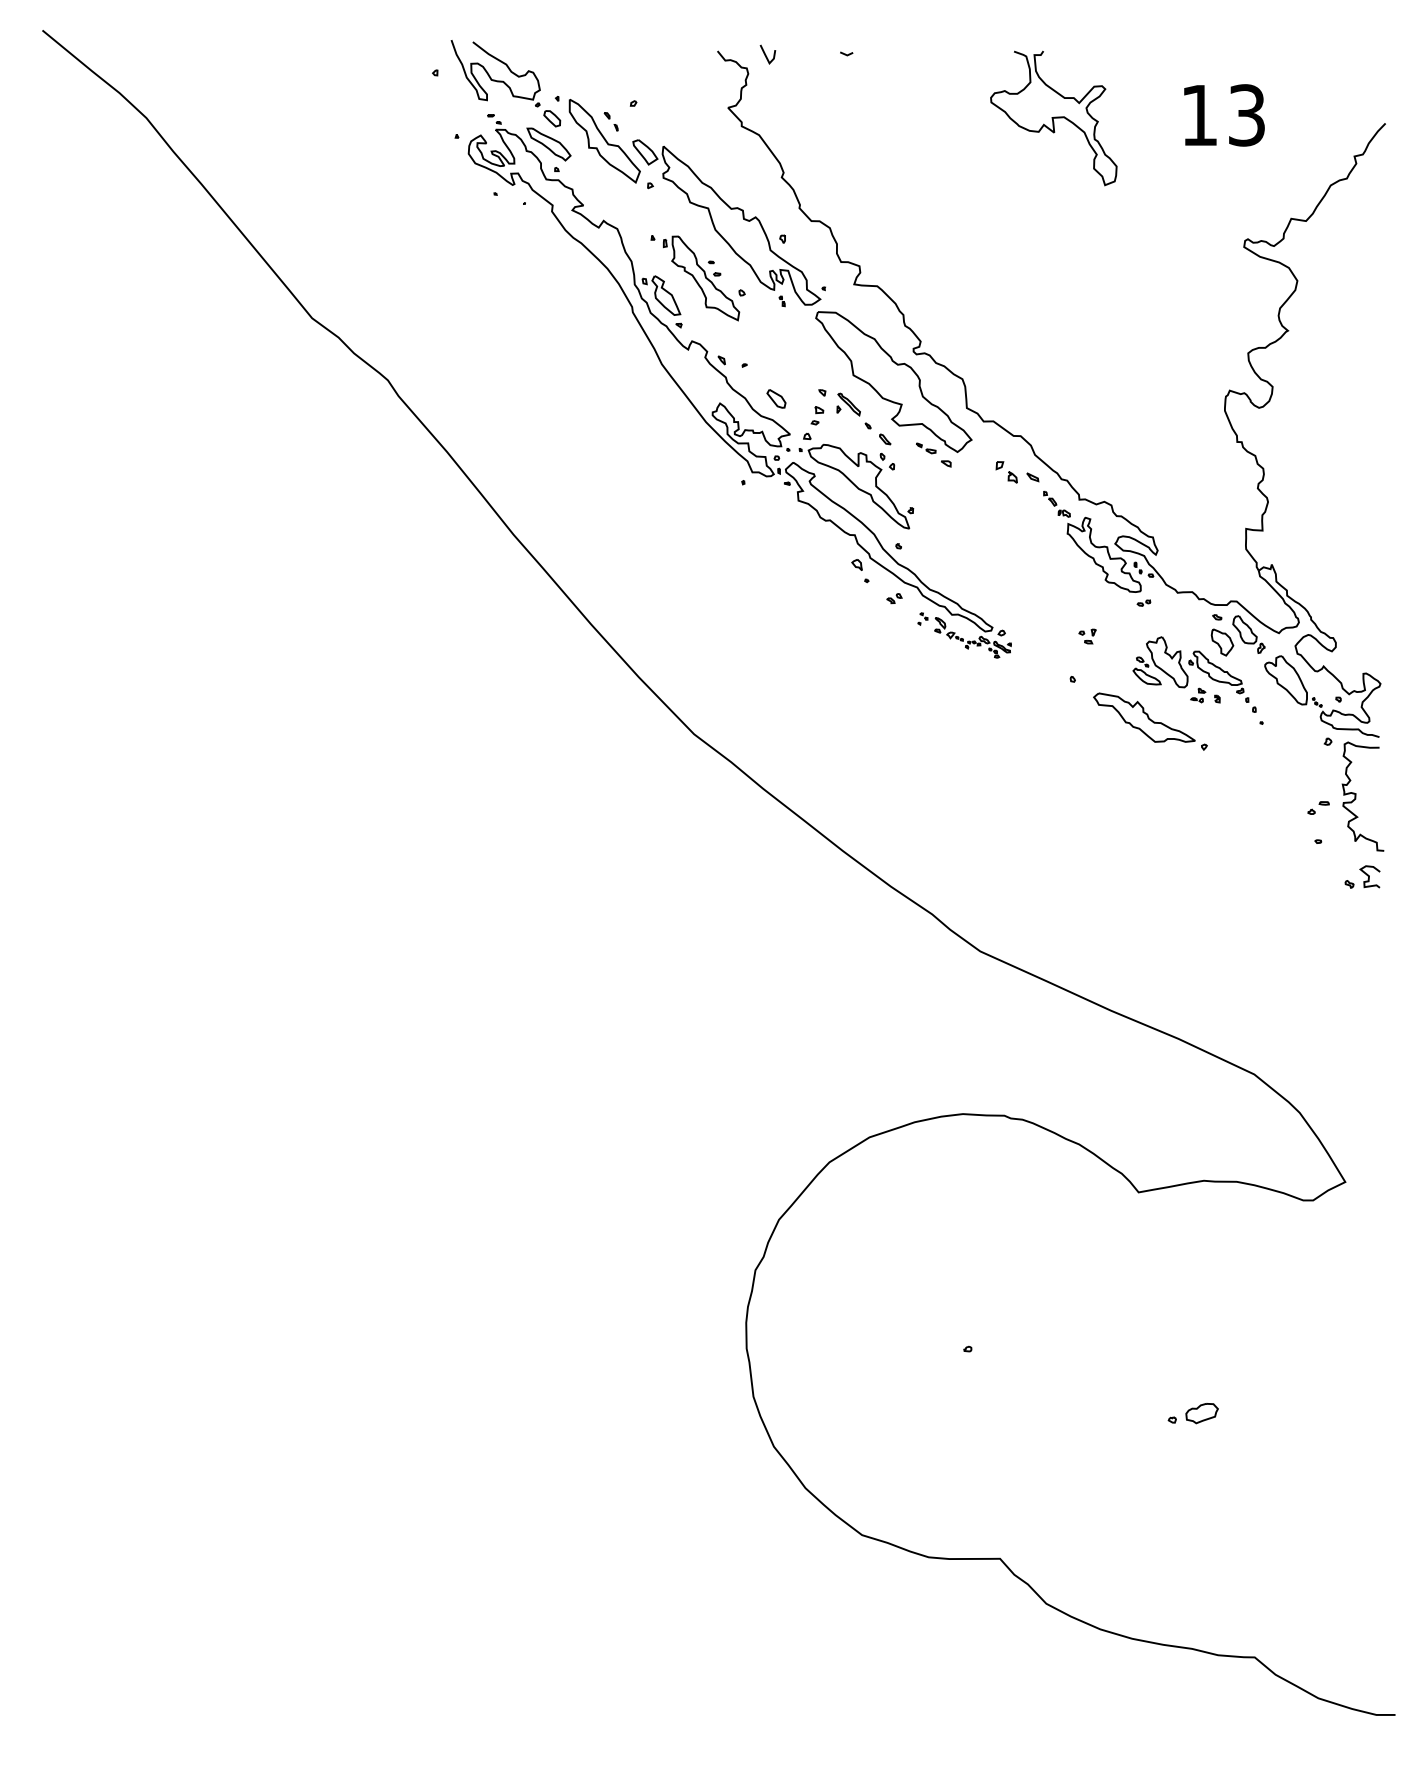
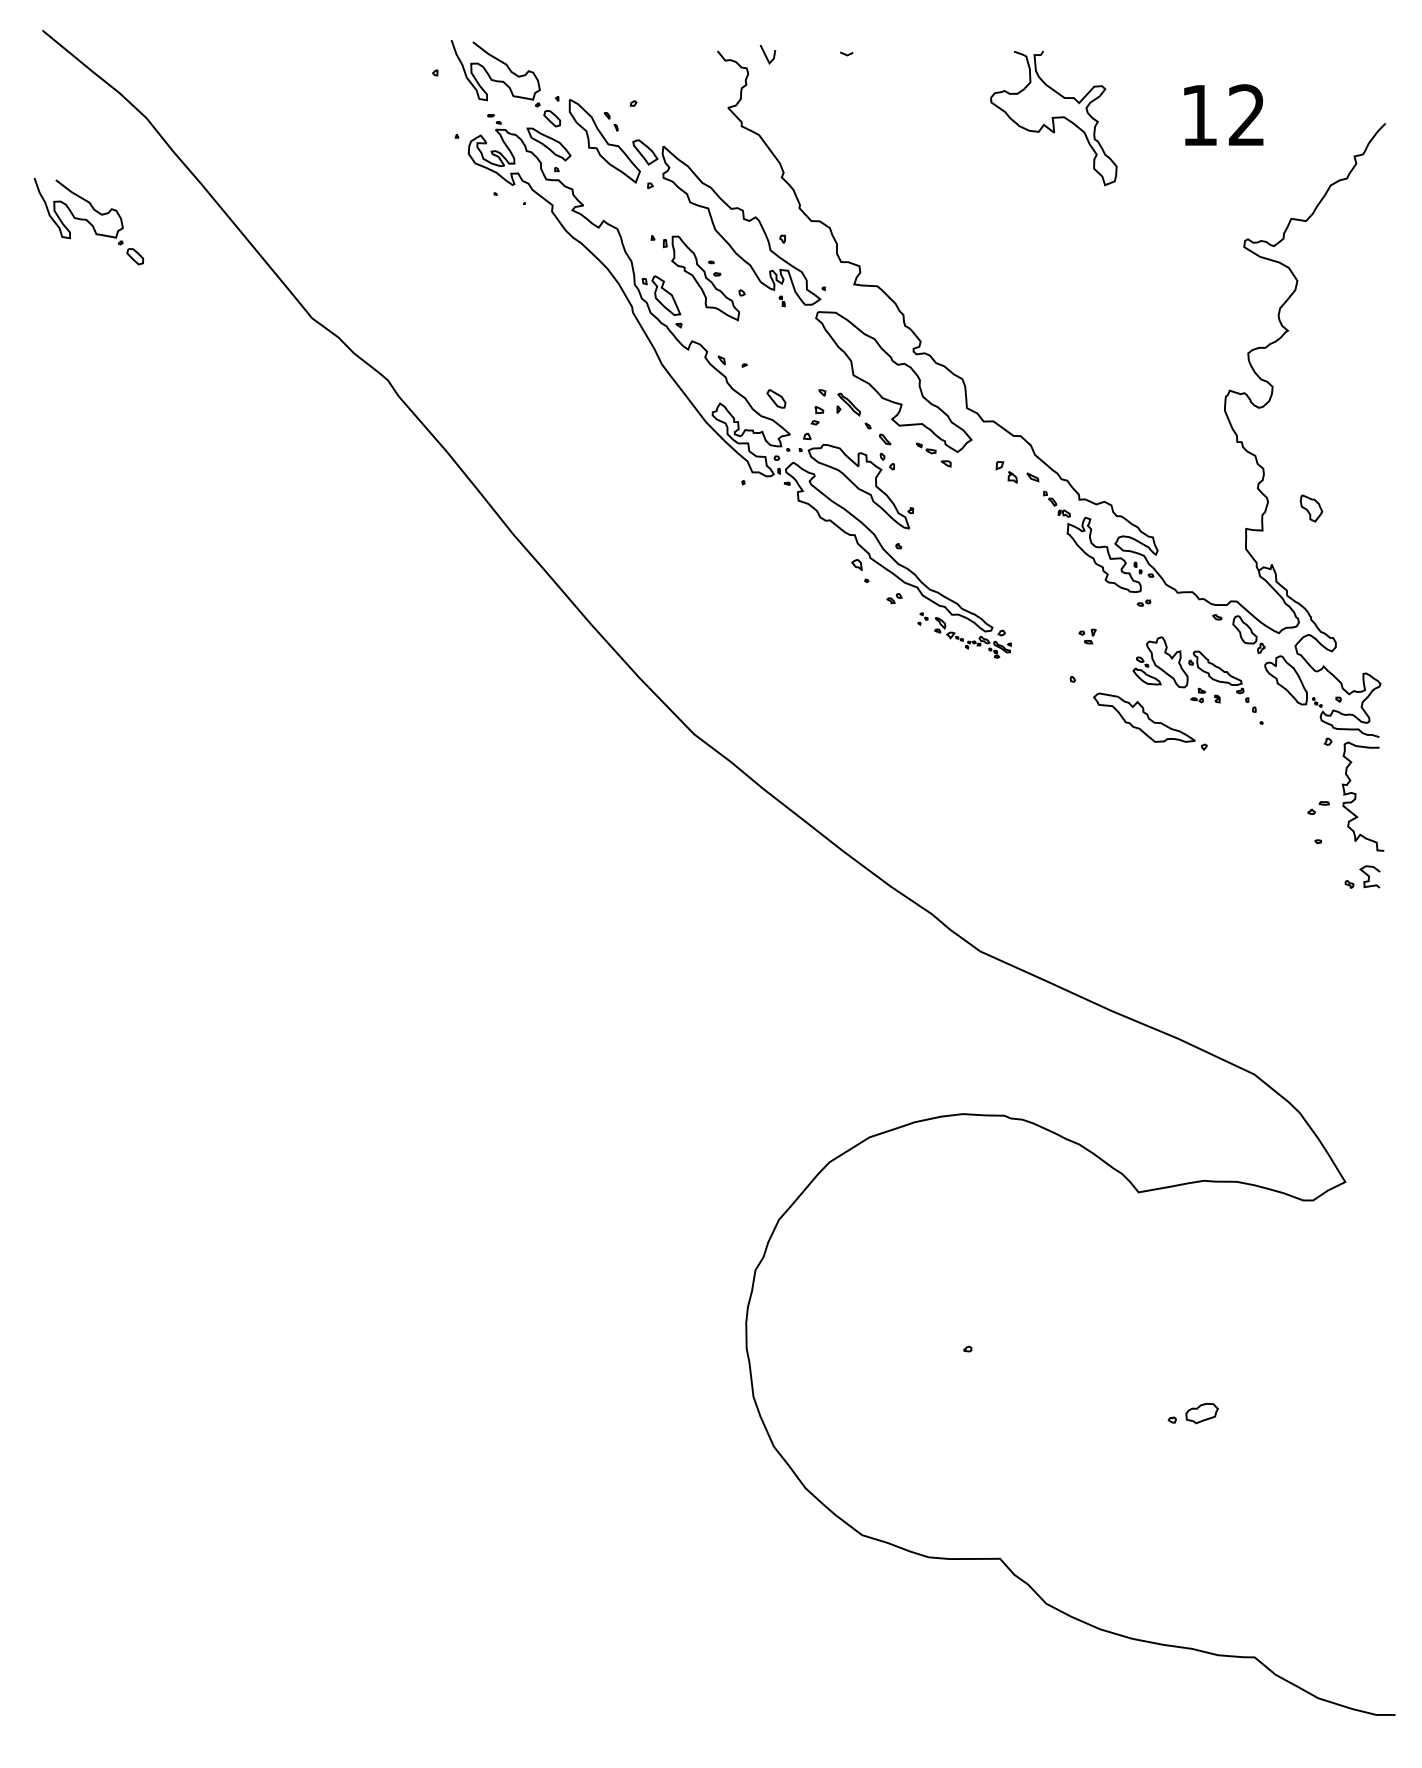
text: 13 -> 12 (1246, 115)
part: none -> present (88, 221)
part position: (1222, 642) -> (1311, 508) (1311, 508)
